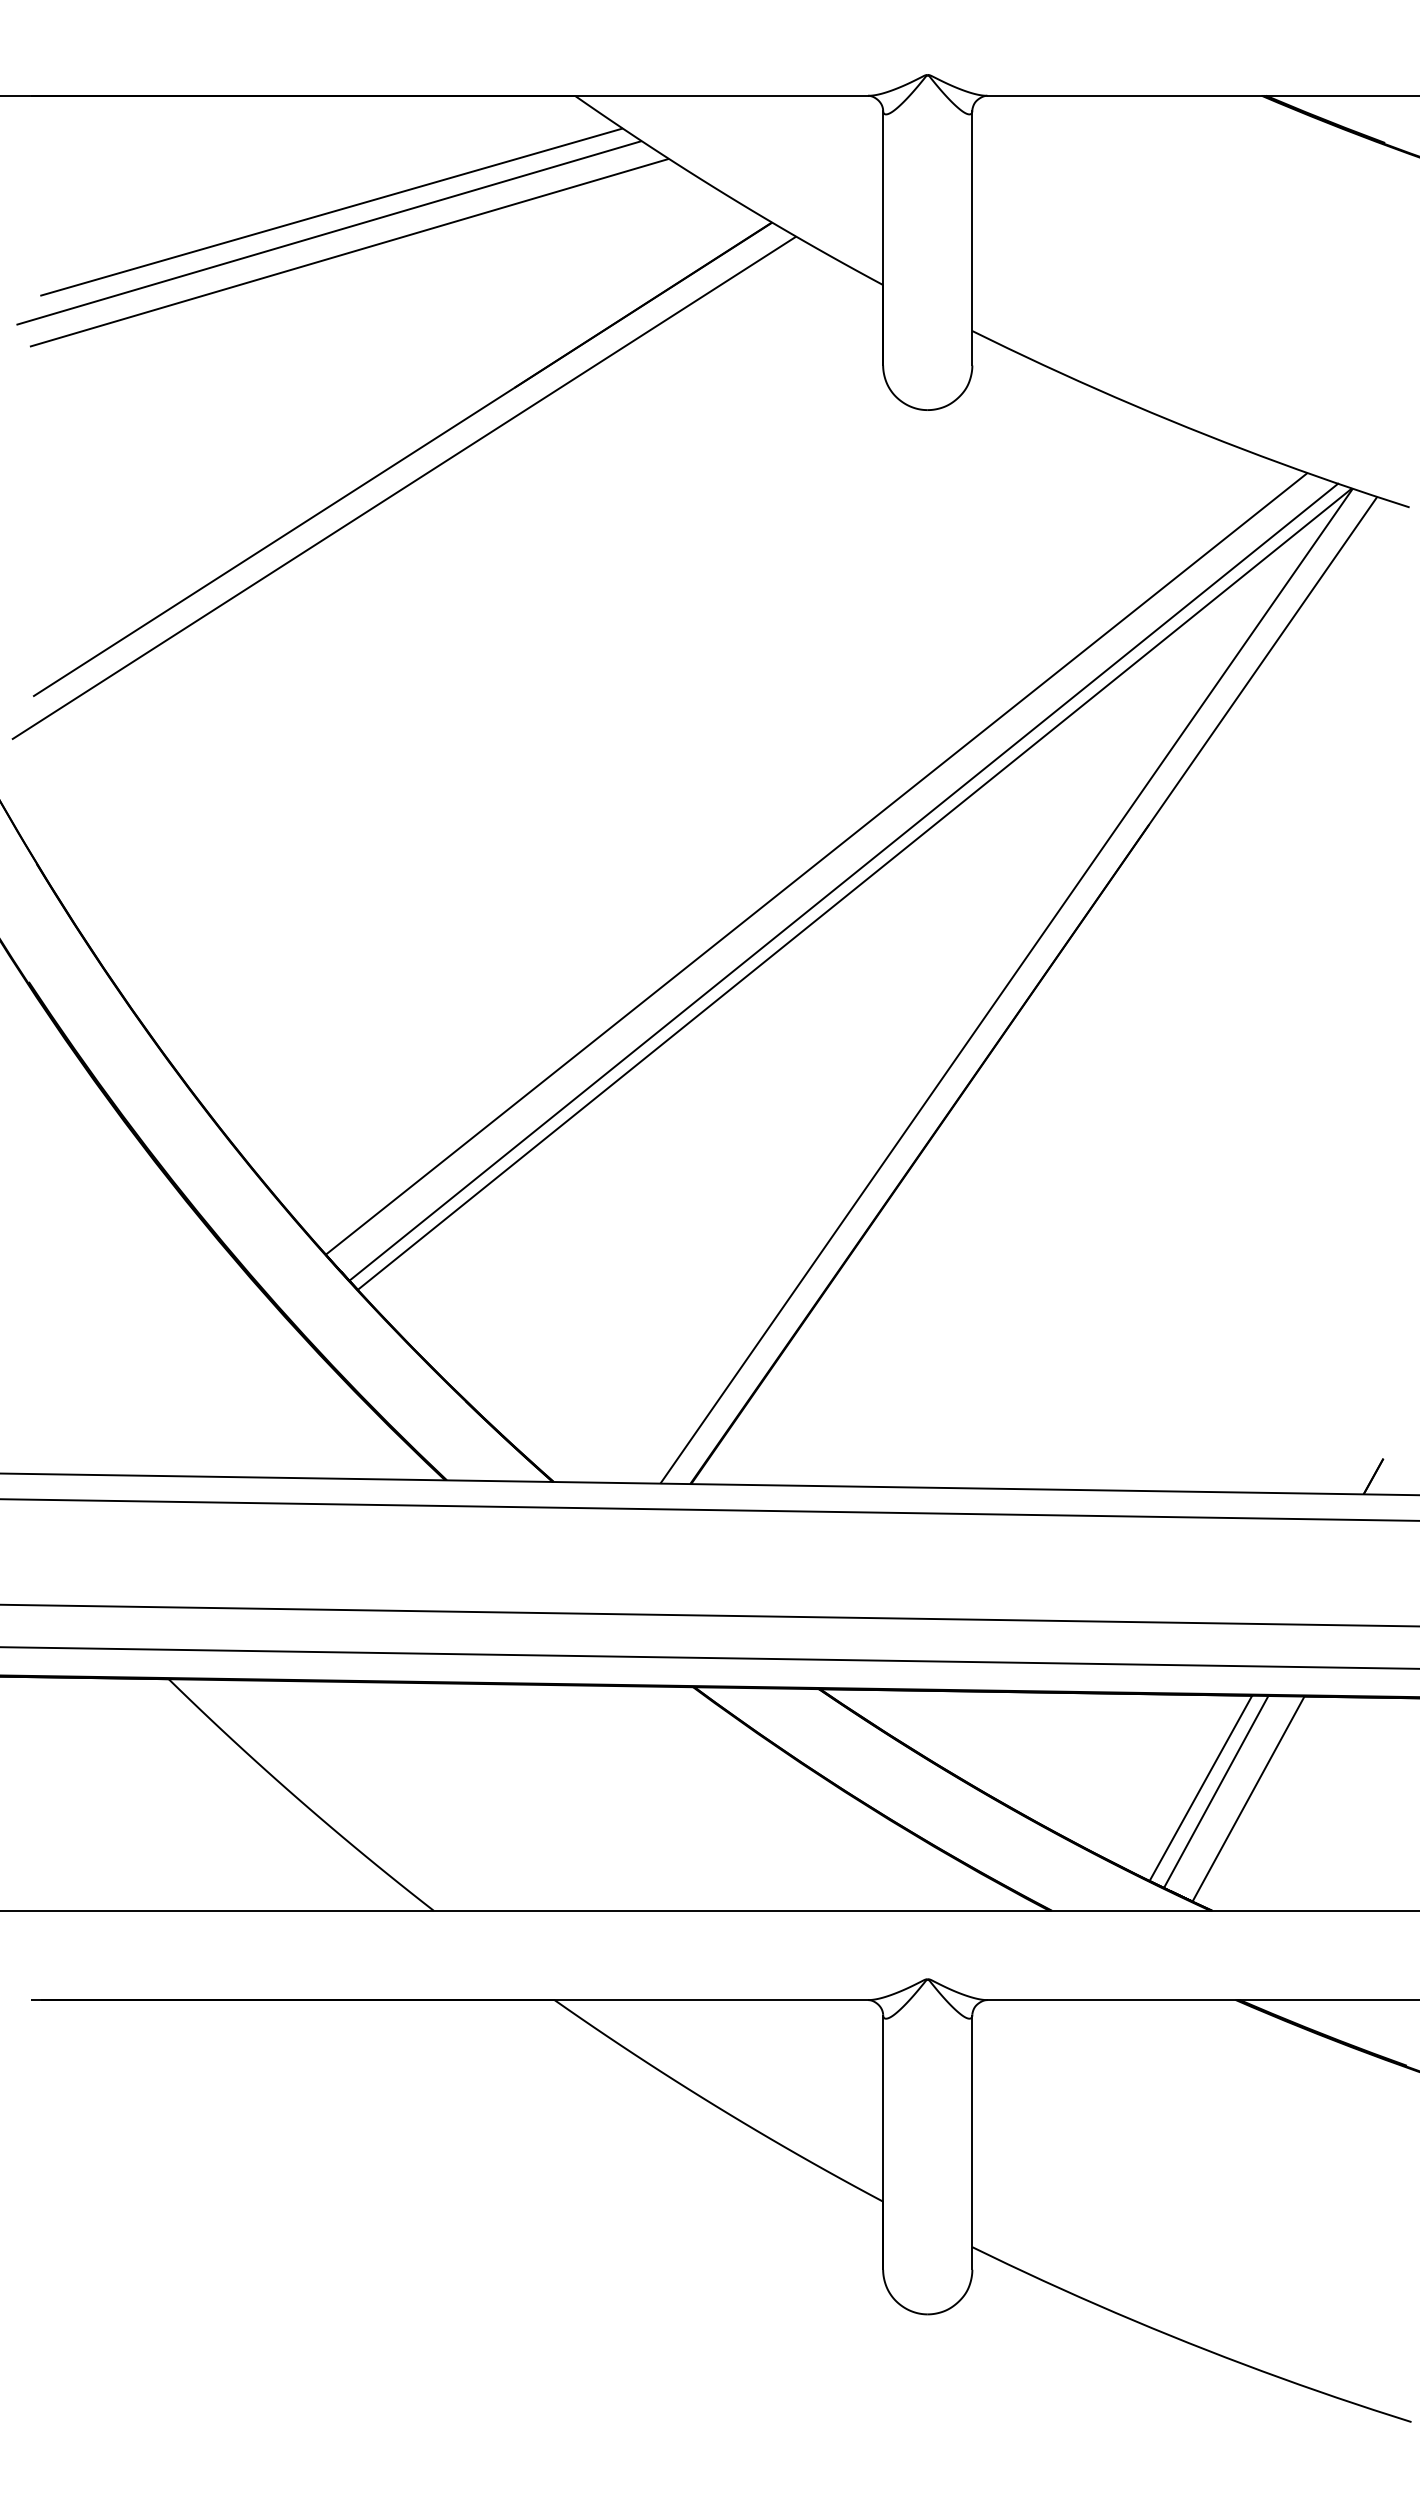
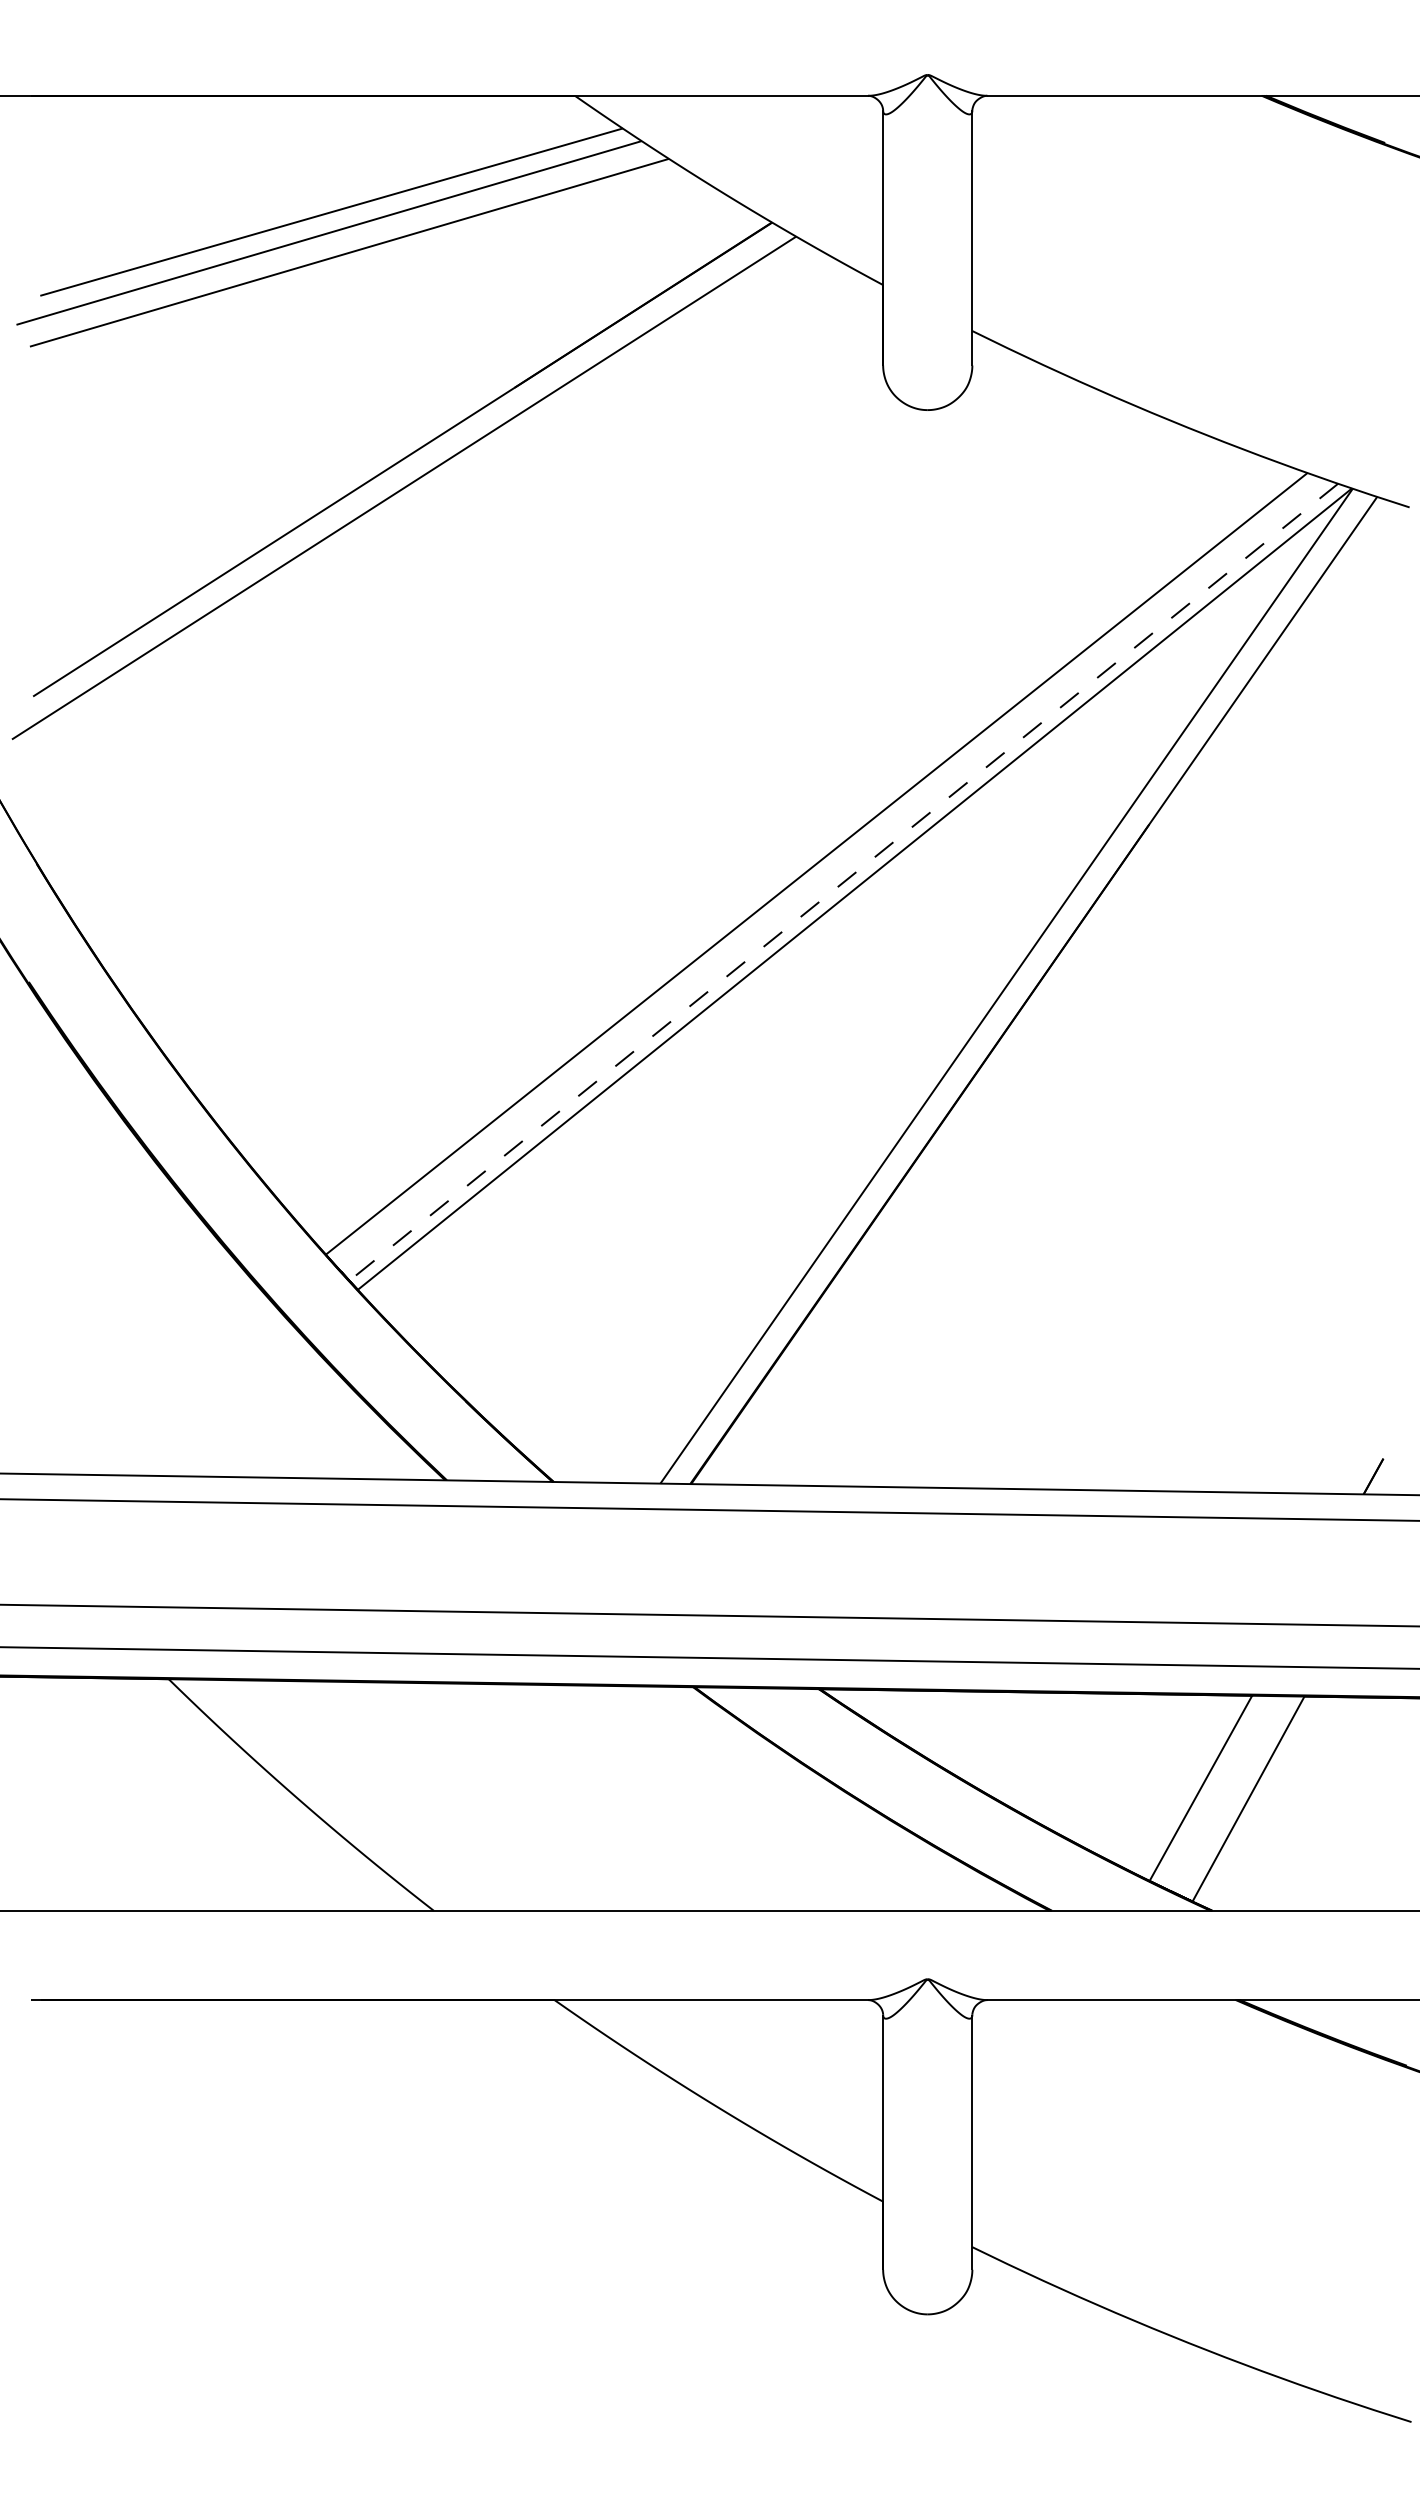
line: solid -> dashed (843, 882)
line: present -> none (1216, 1791)
